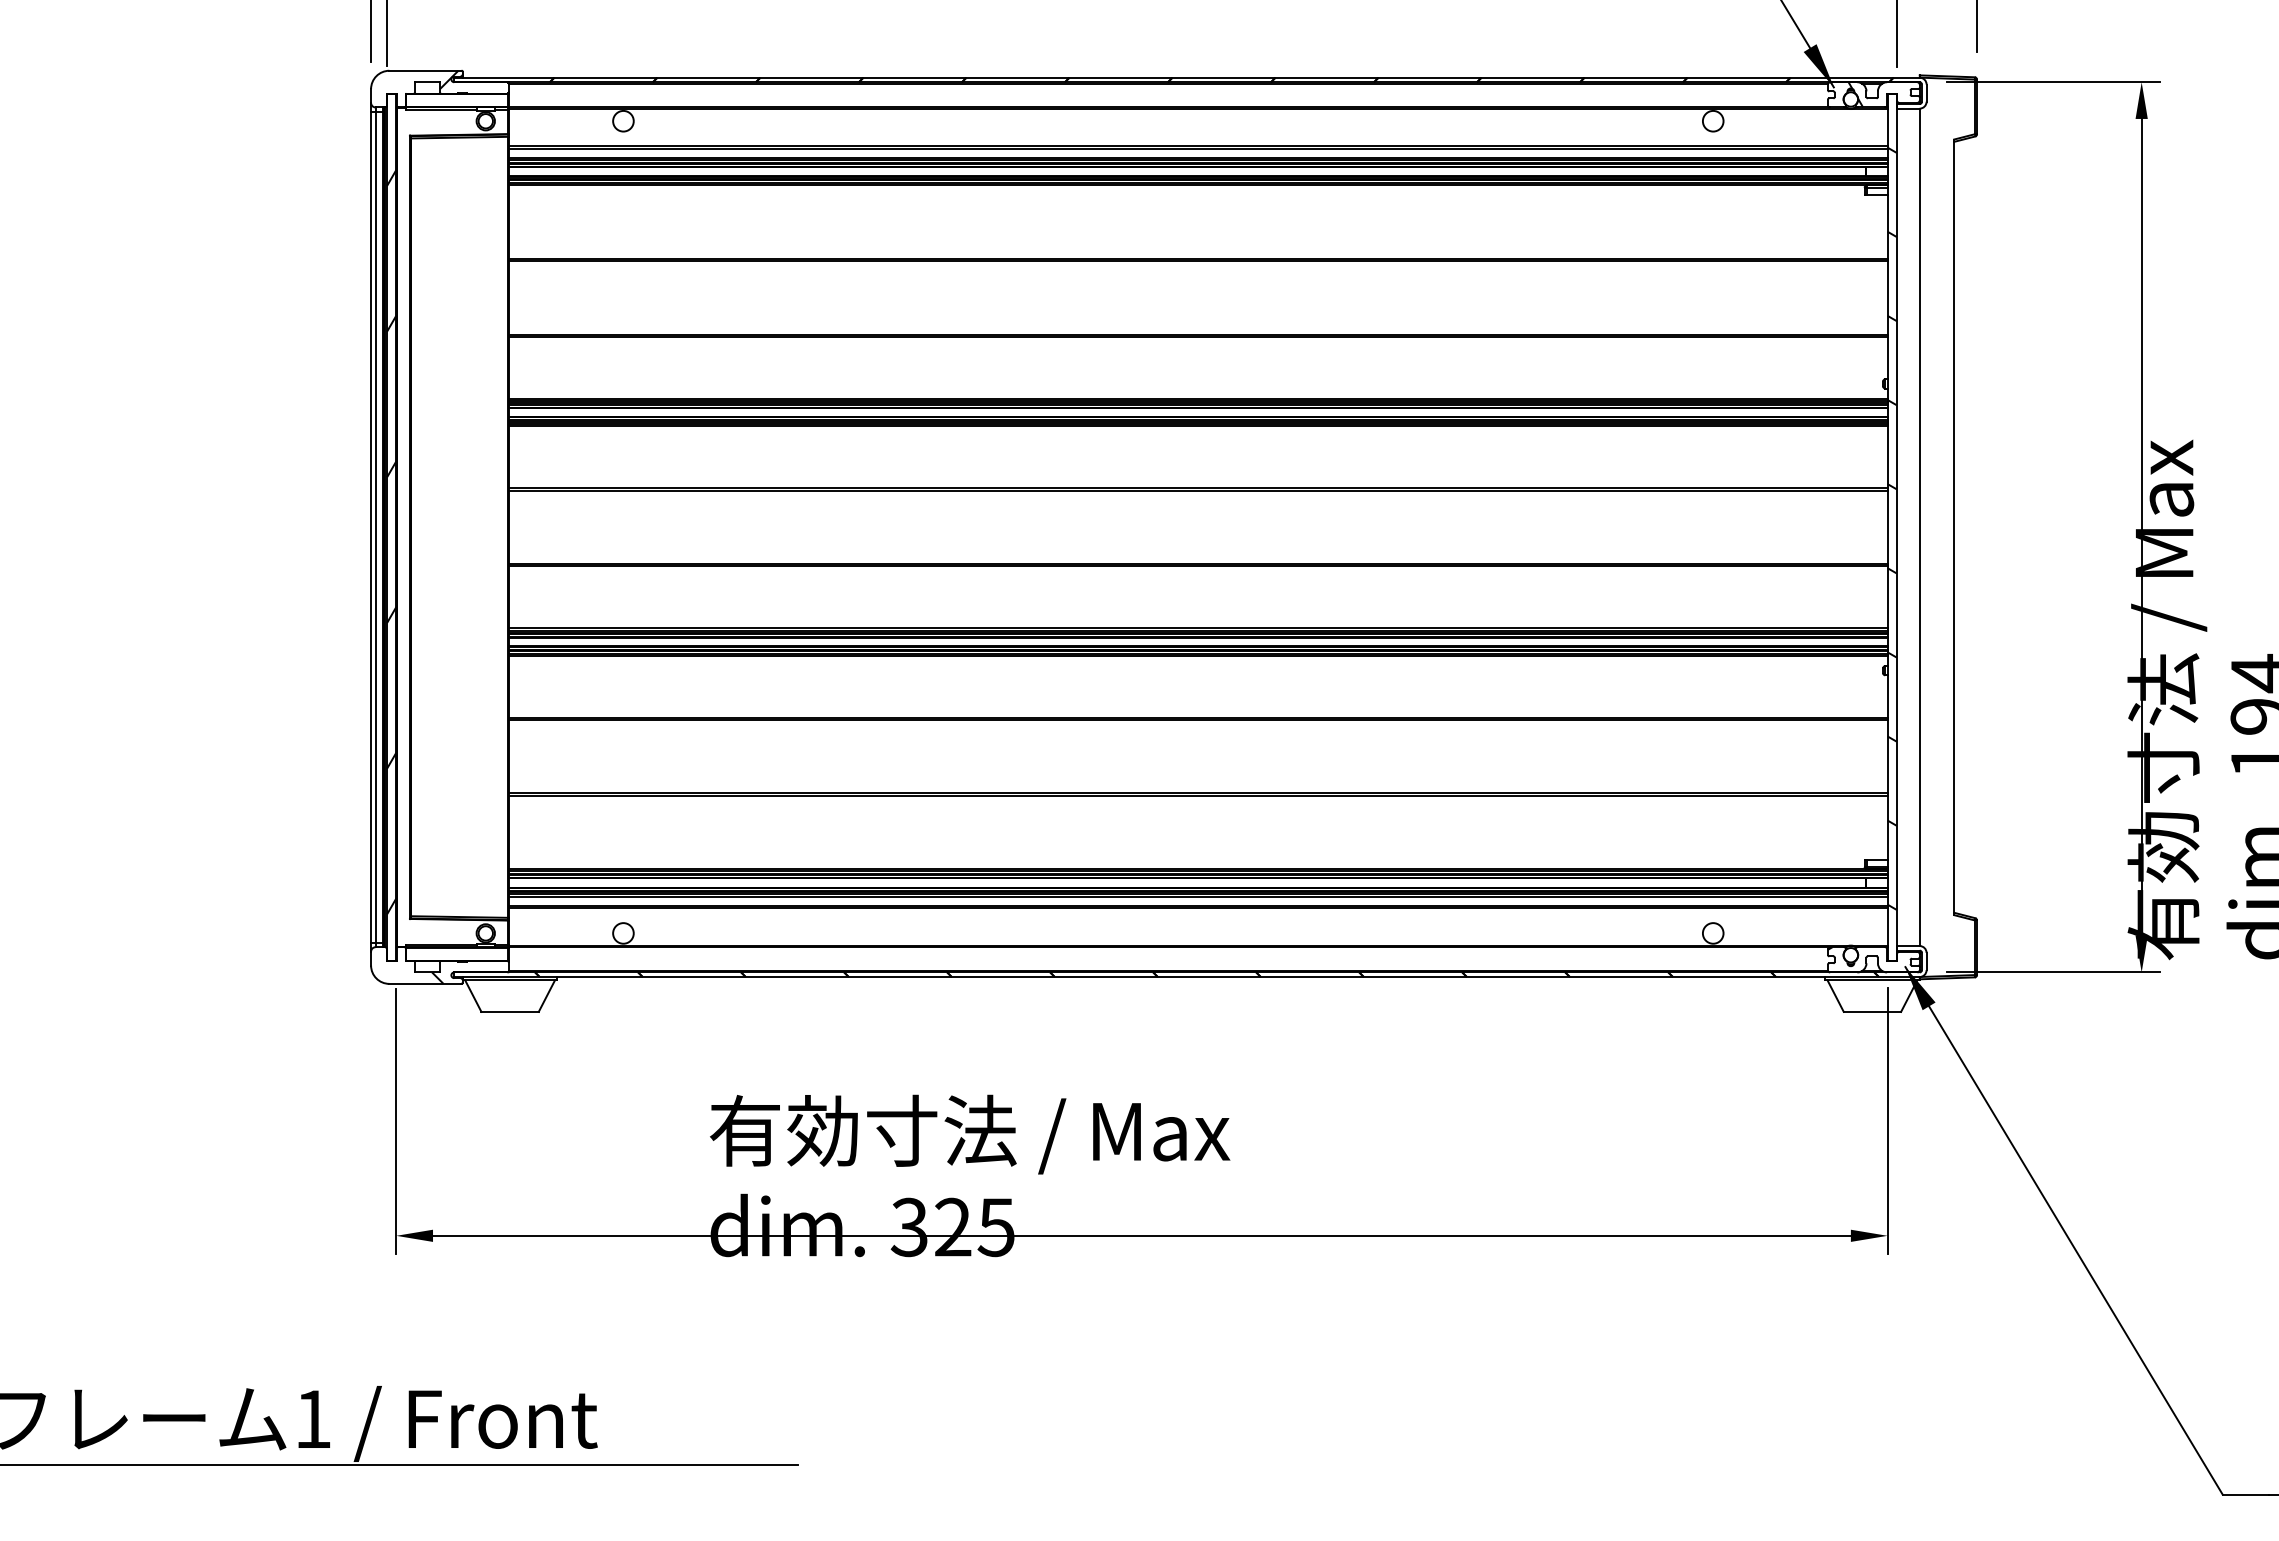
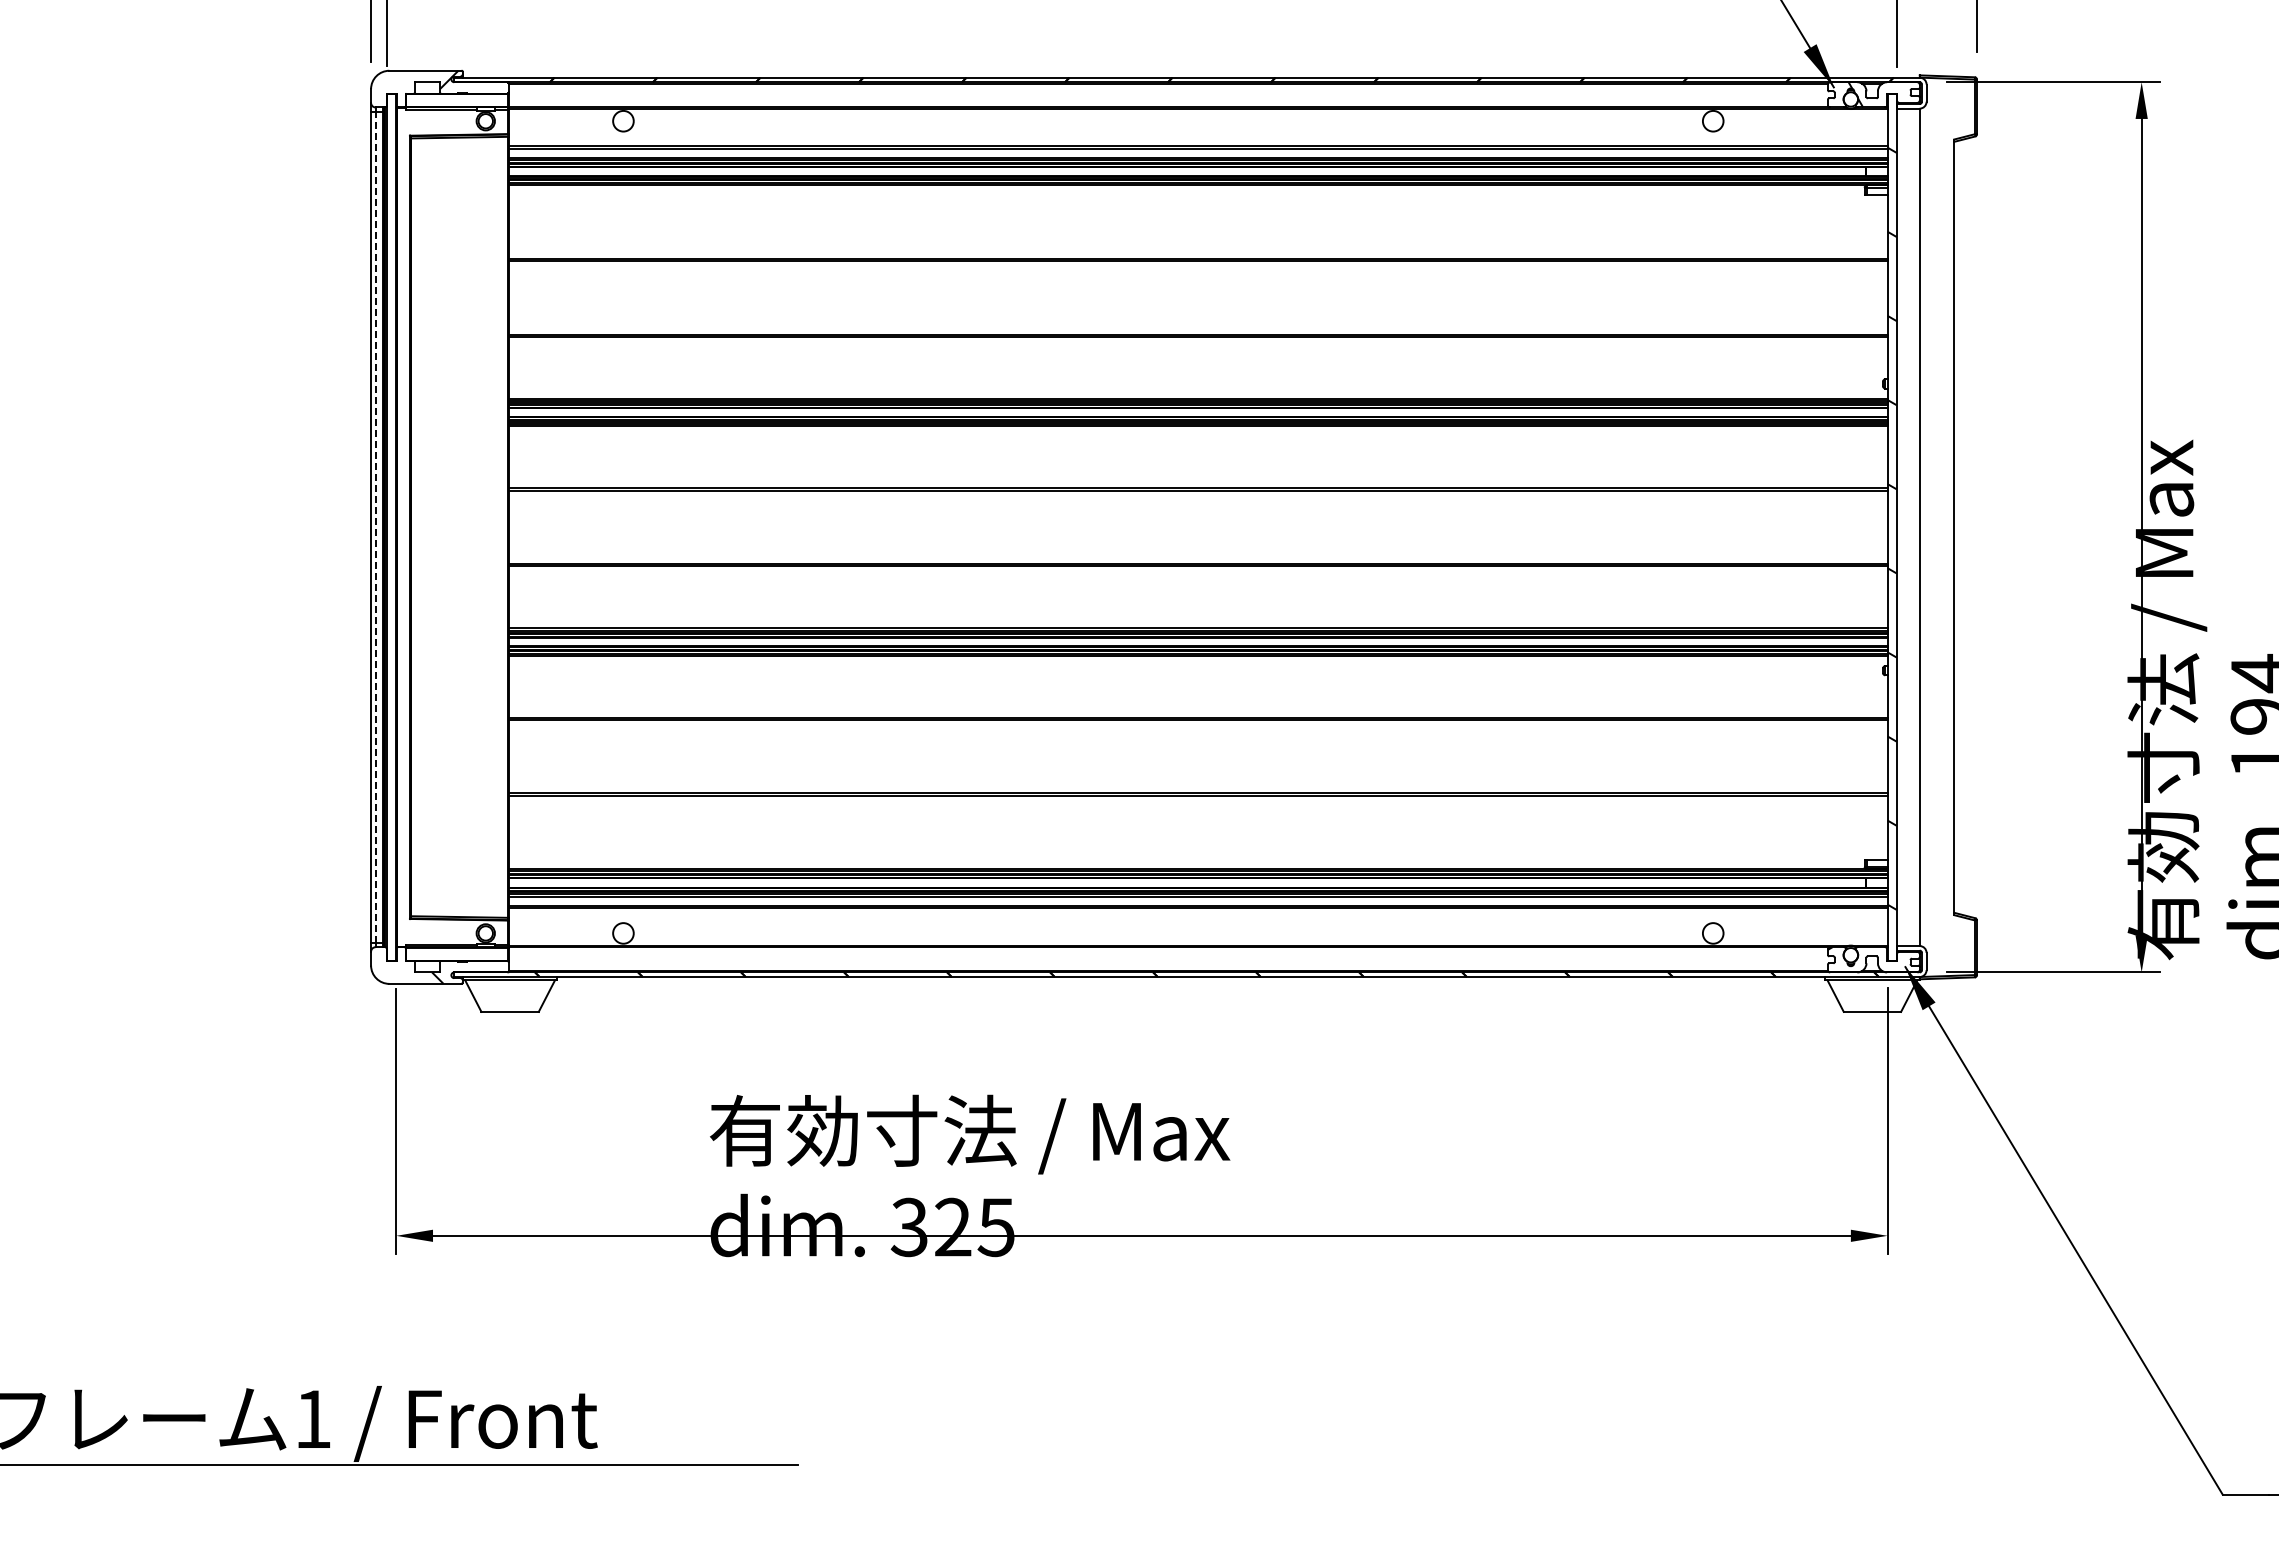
line: solid -> dashed (375, 526)
hatch: present -> none (391, 541)
